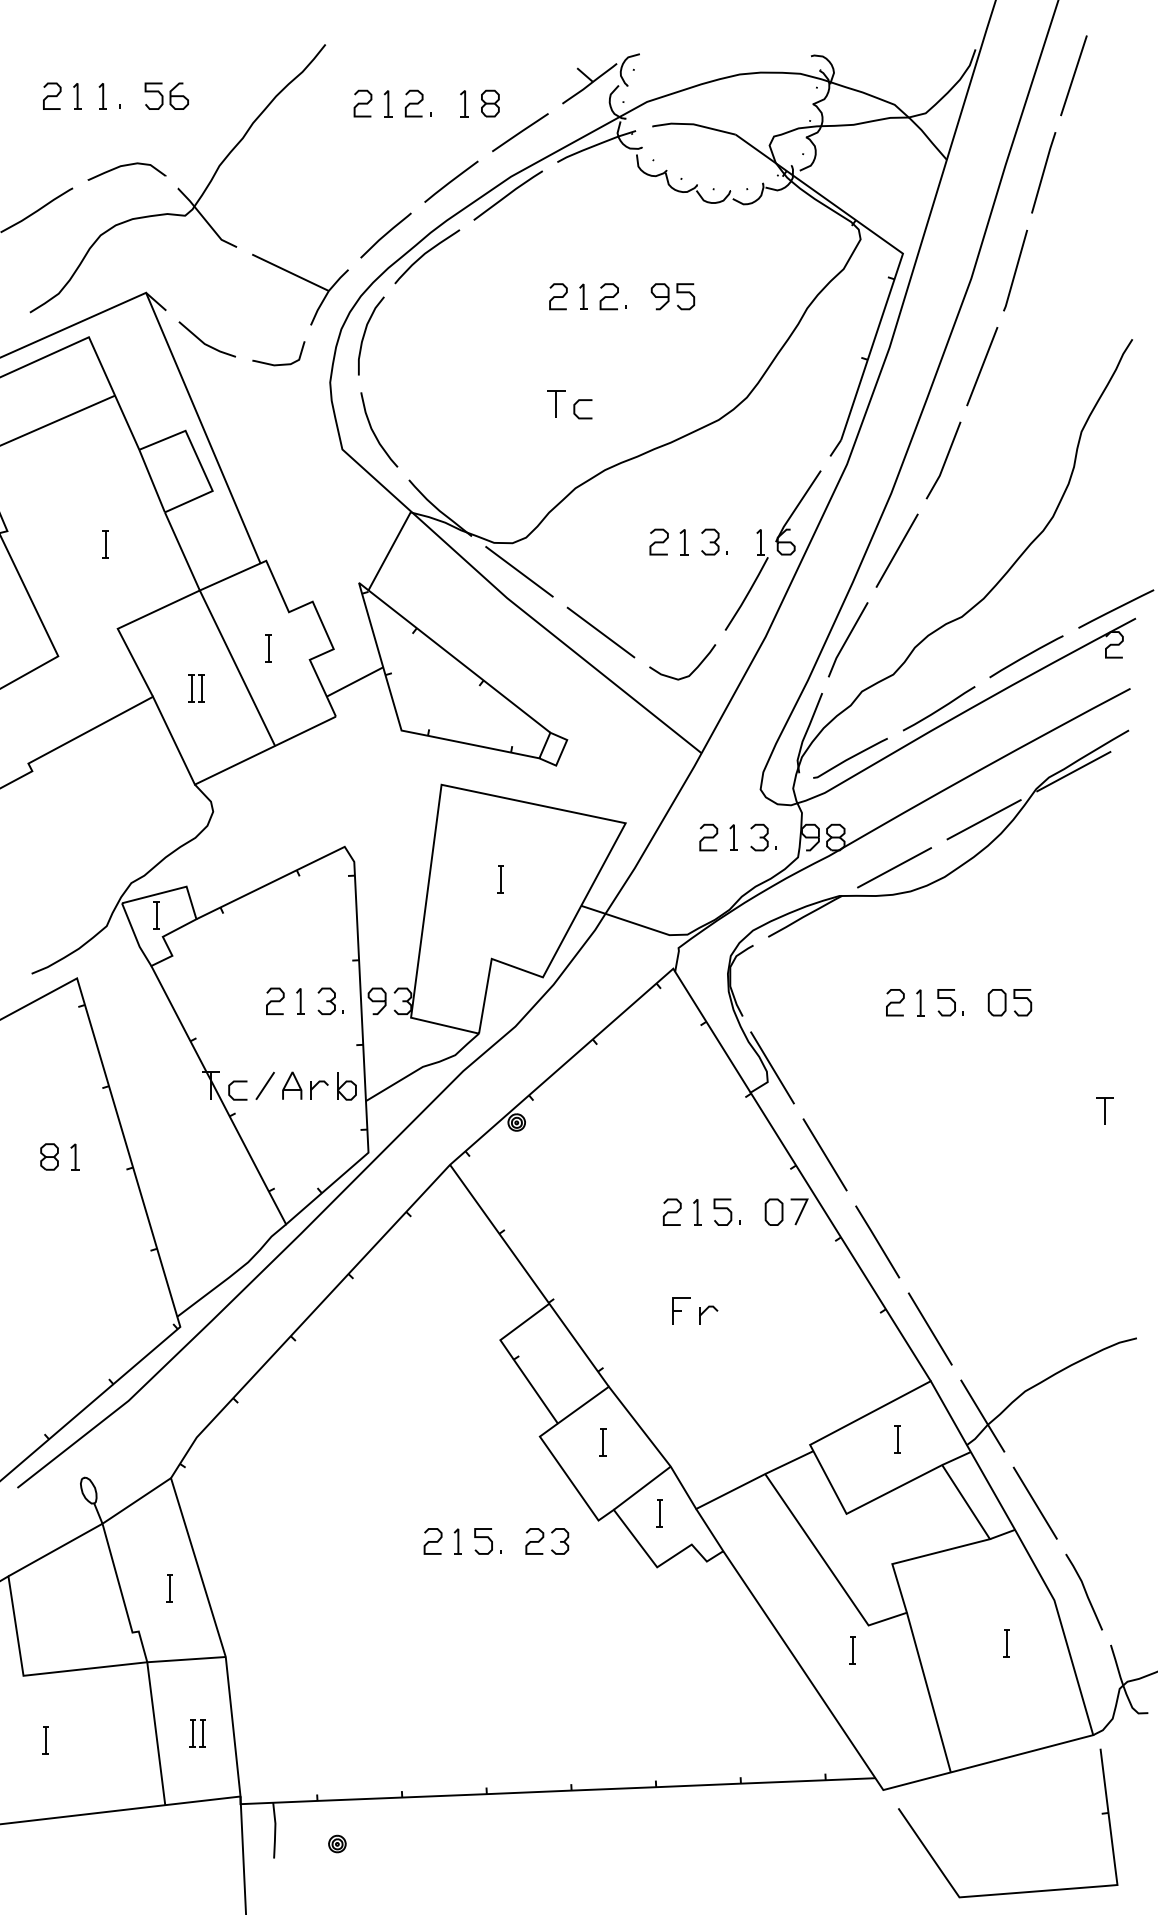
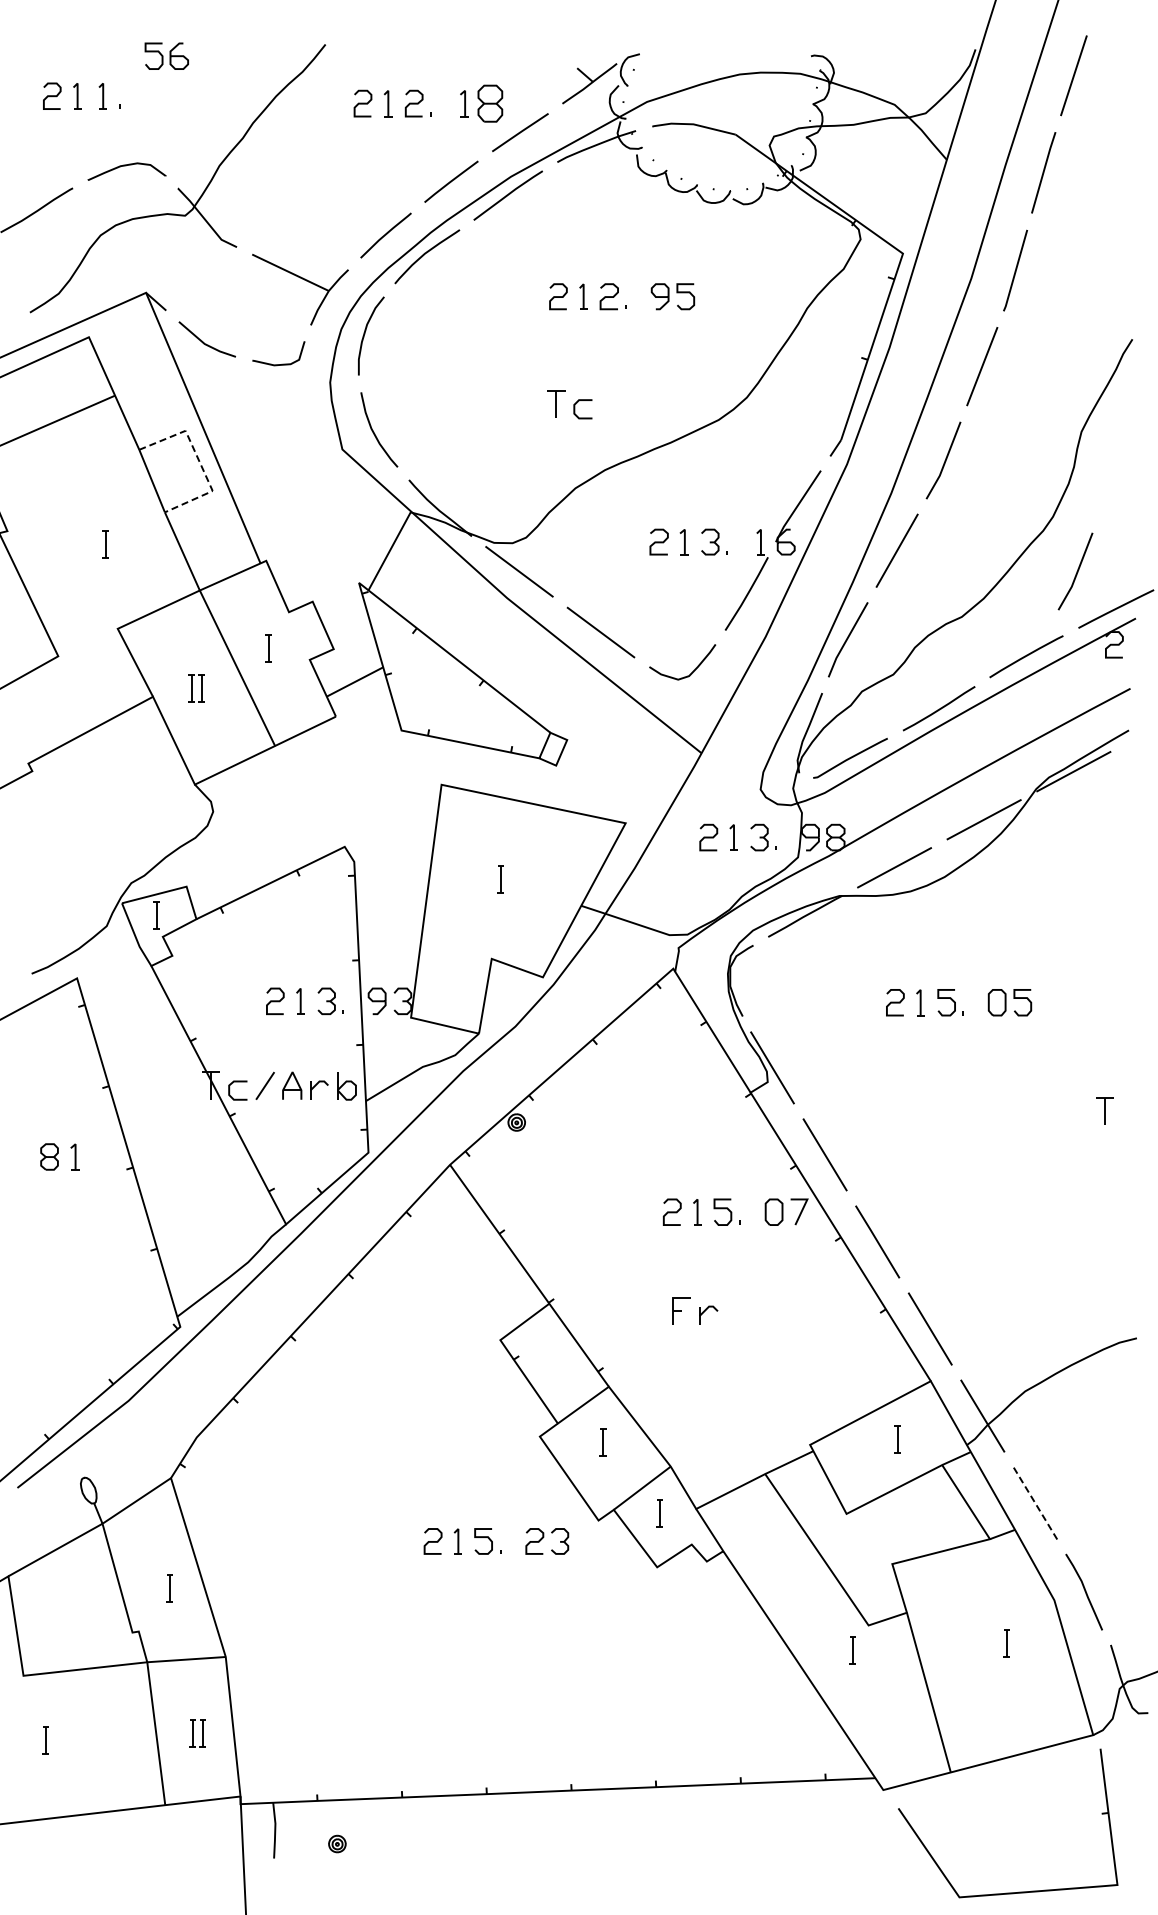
part position: (166, 95) -> (166, 55) (166, 55)
part size: 19x29 px -> 27x39 px (490, 103)
line: solid -> dashed (199, 462)
line: none -> present (1076, 571)
line: solid -> dashed (1035, 1502)
